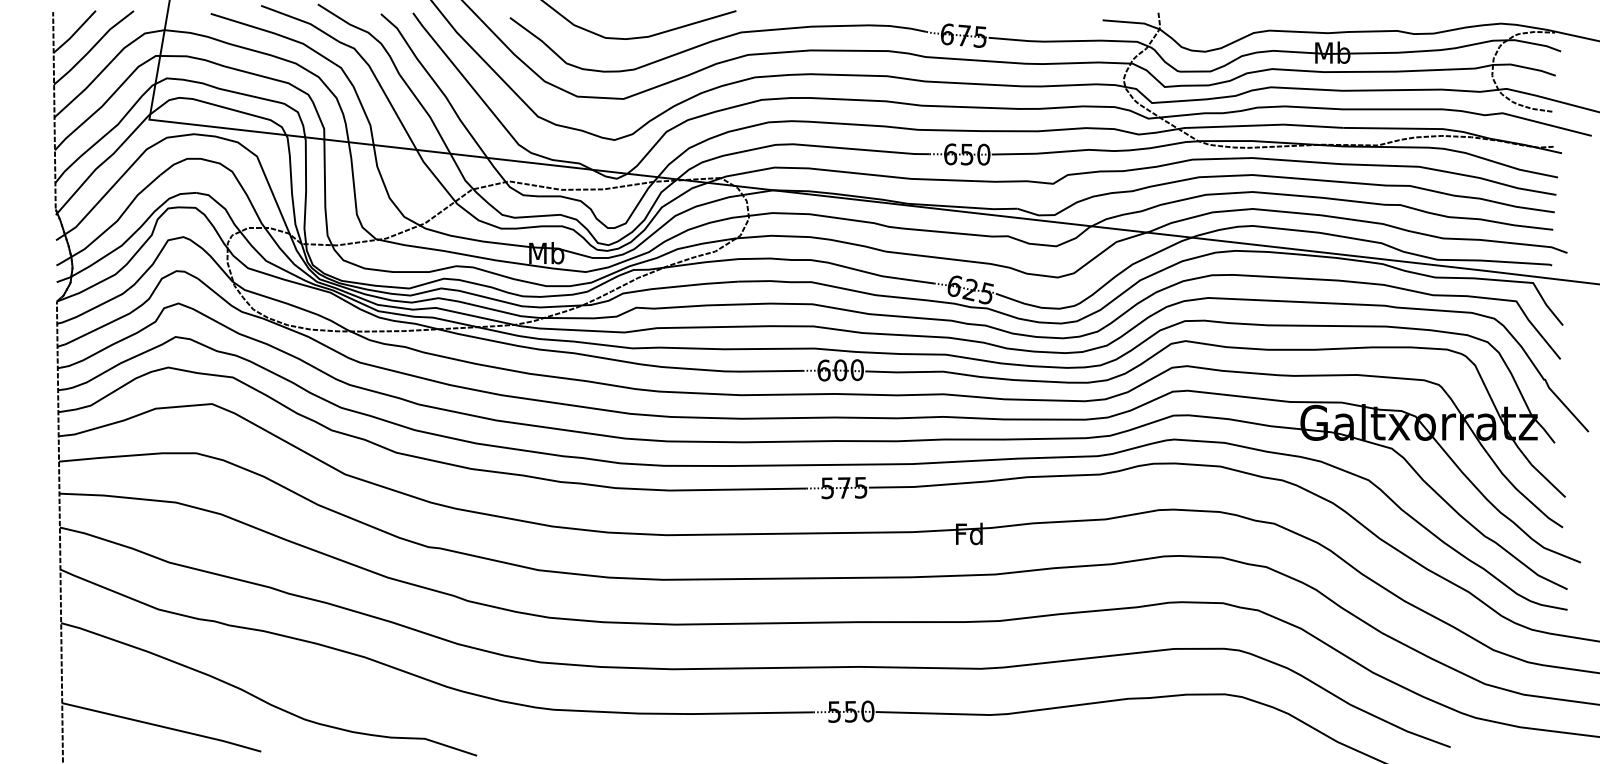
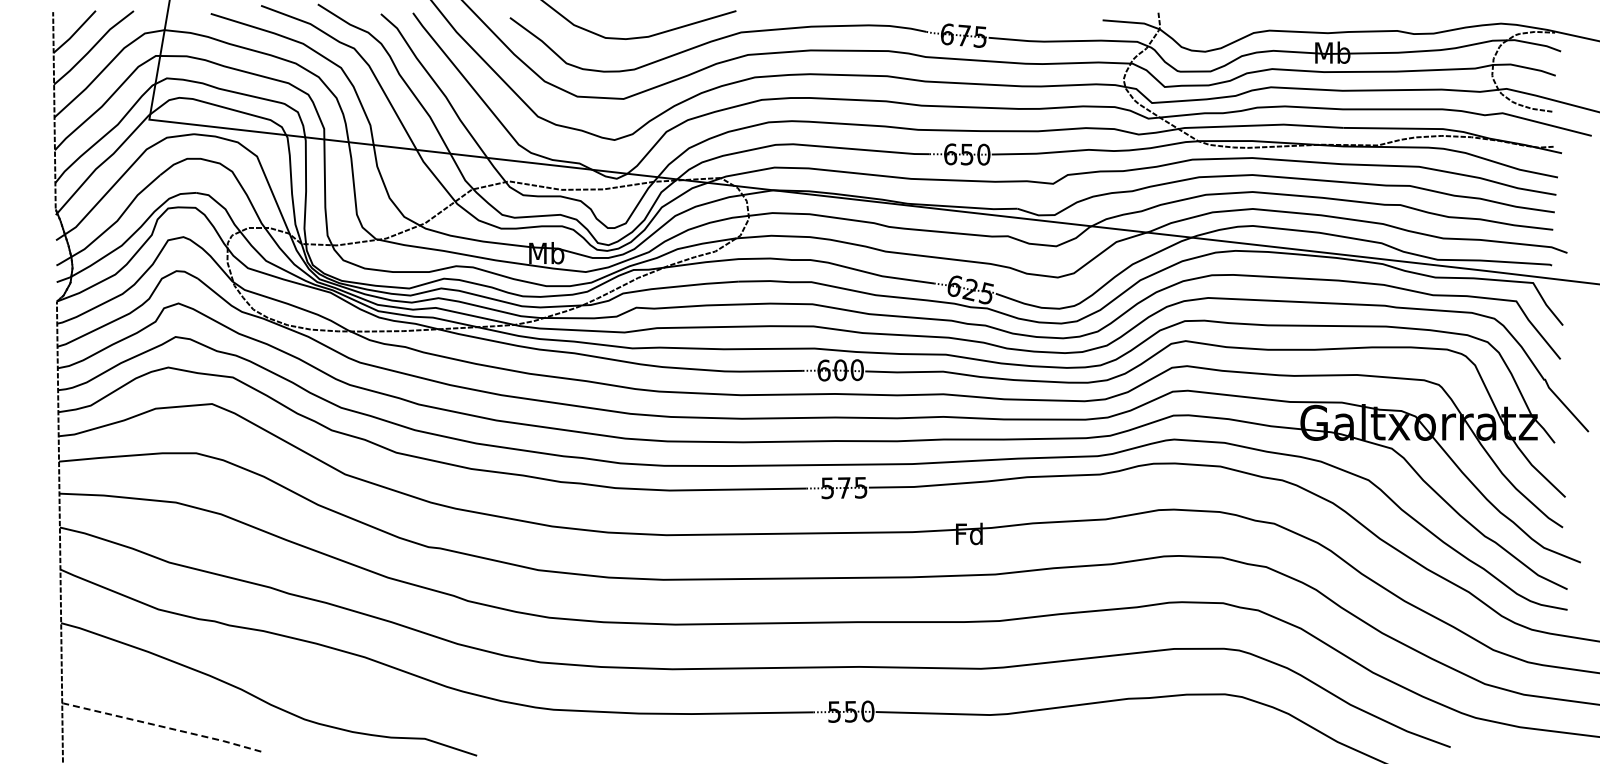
line: solid -> dashed (161, 726)
